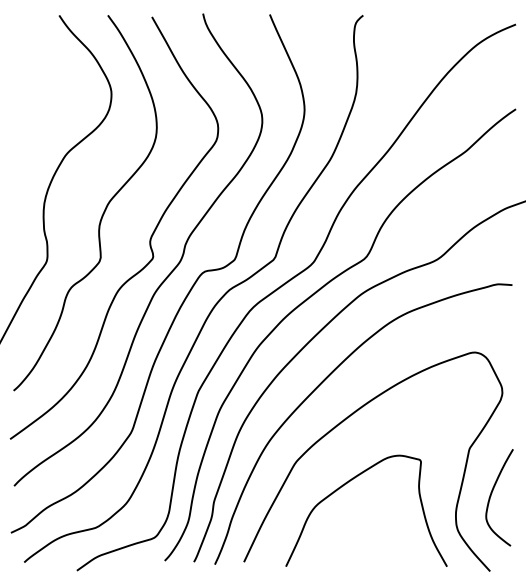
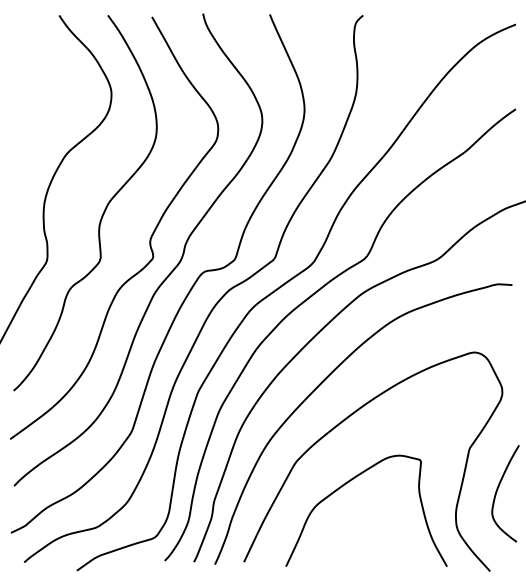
curve position: (492, 493) -> (498, 489) (498, 489)
